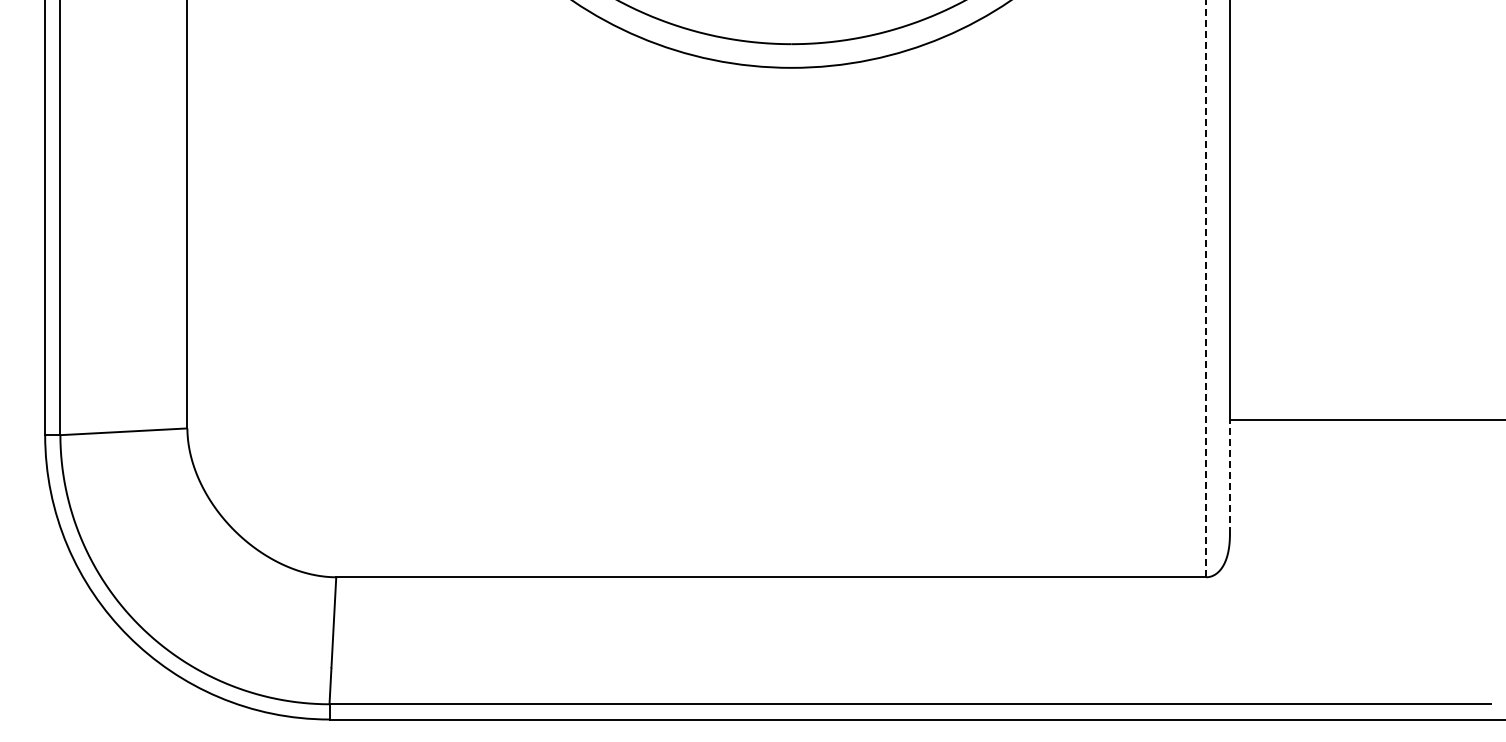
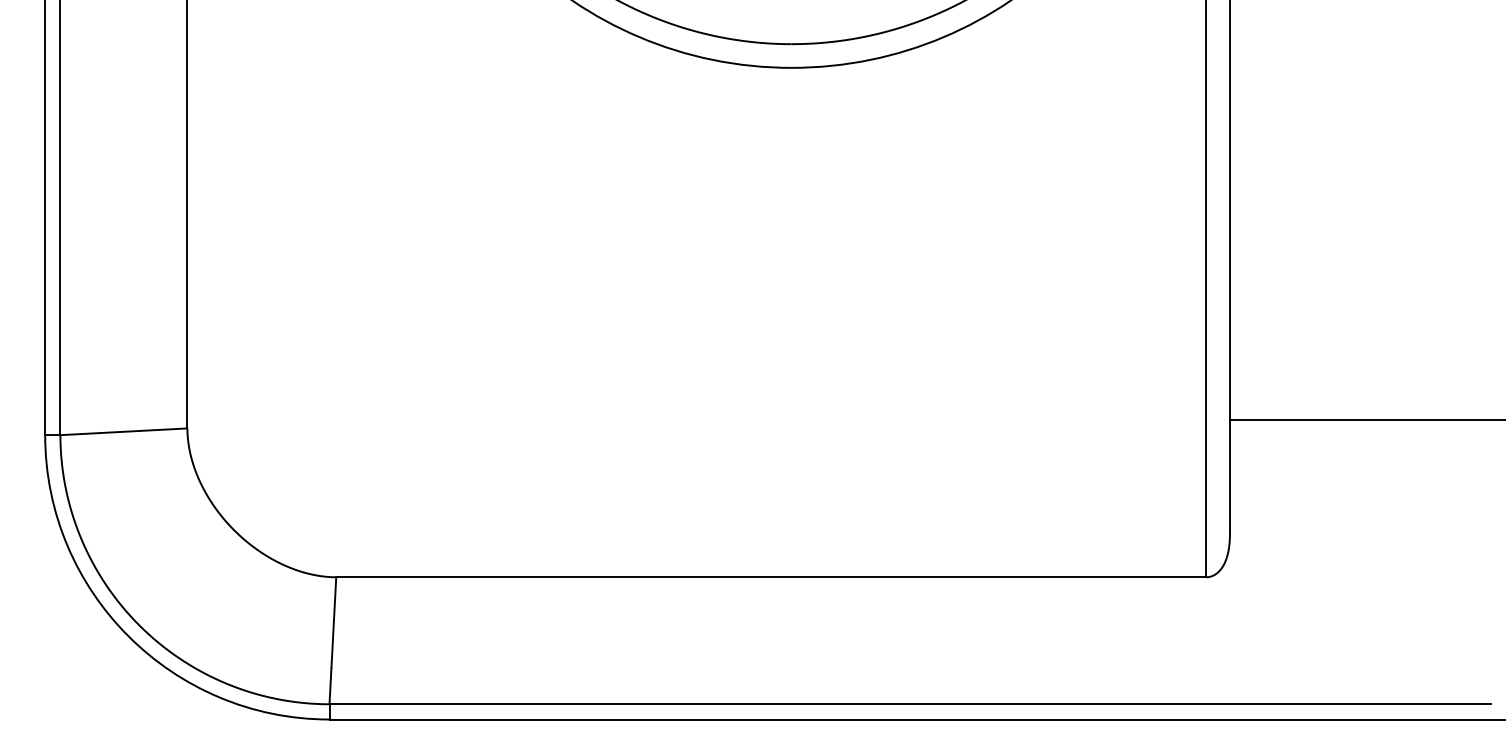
line: dashed -> solid (1206, 288)
line: dashed -> solid (1229, 476)
